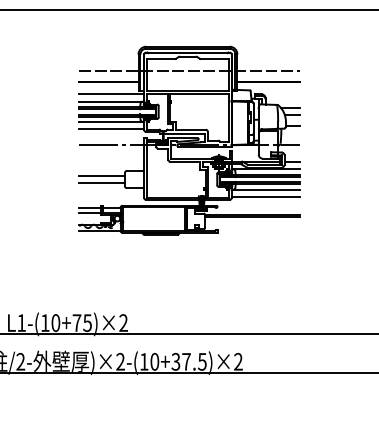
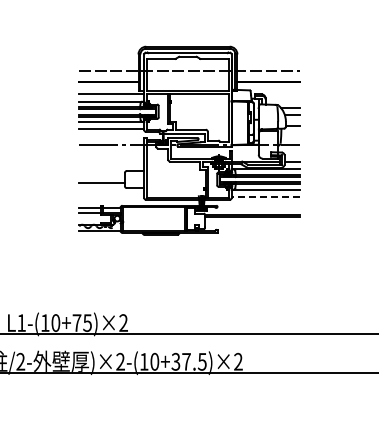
line: present -> none (188, 9)
line: present -> none (101, 176)
line: solid -> dashed (265, 197)
